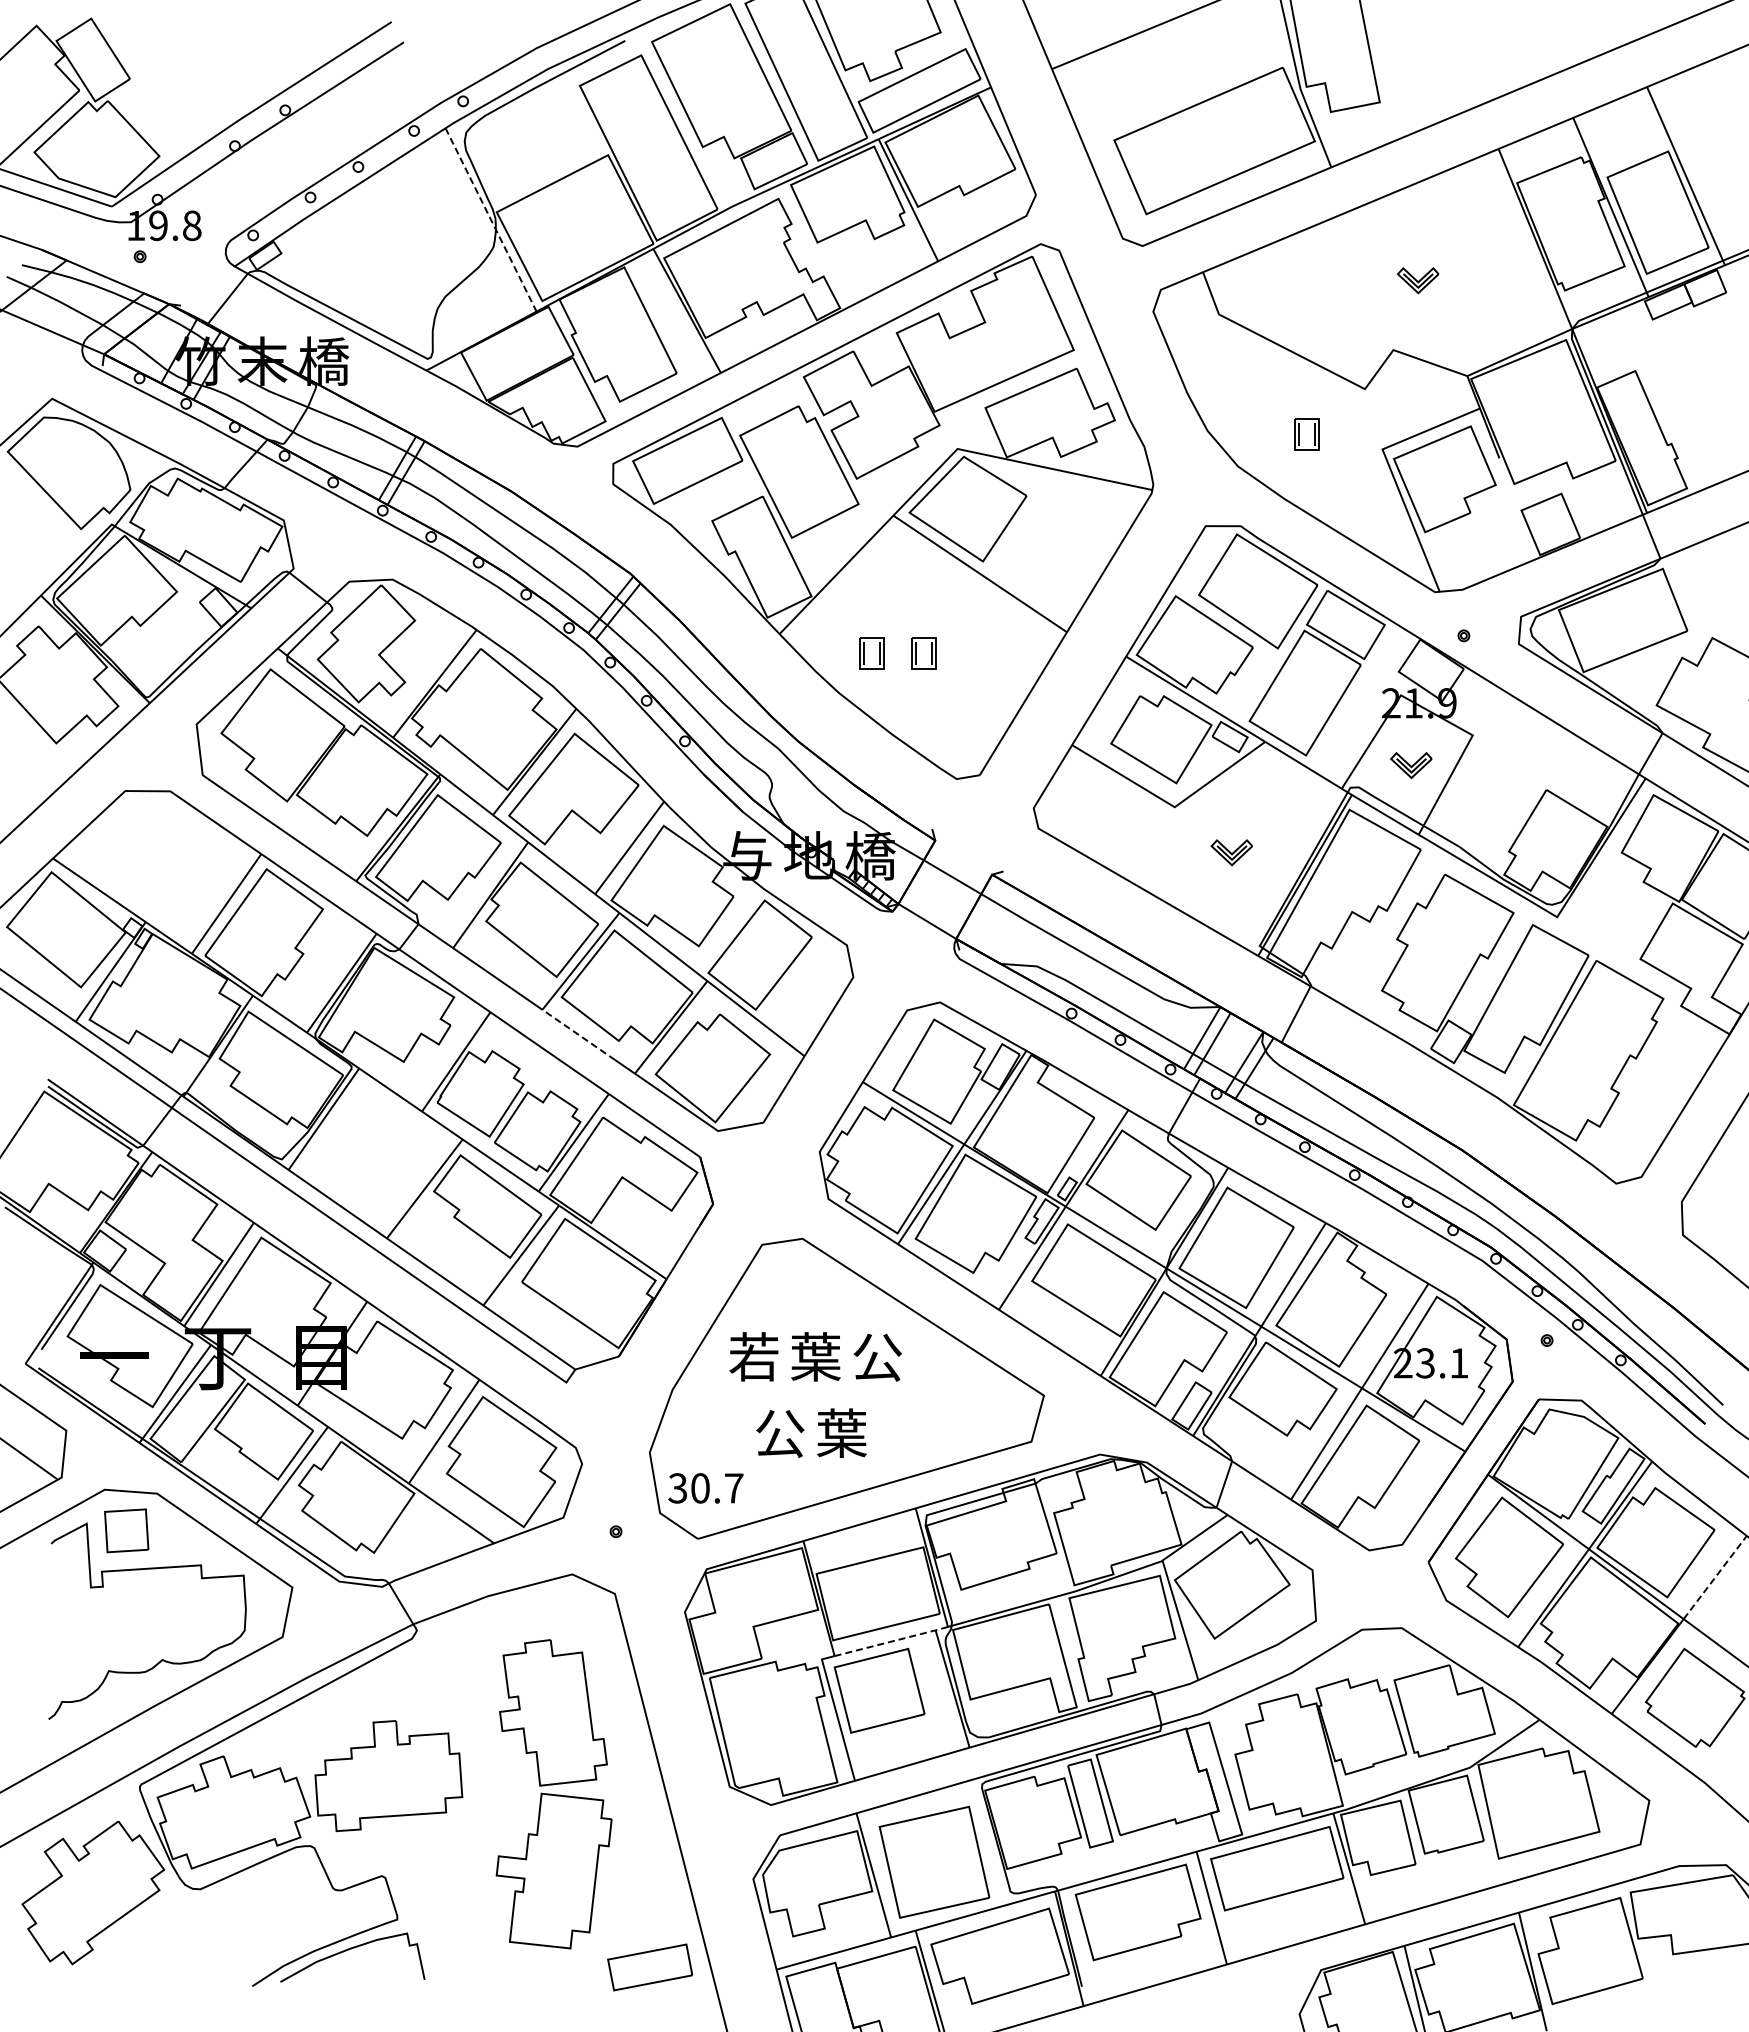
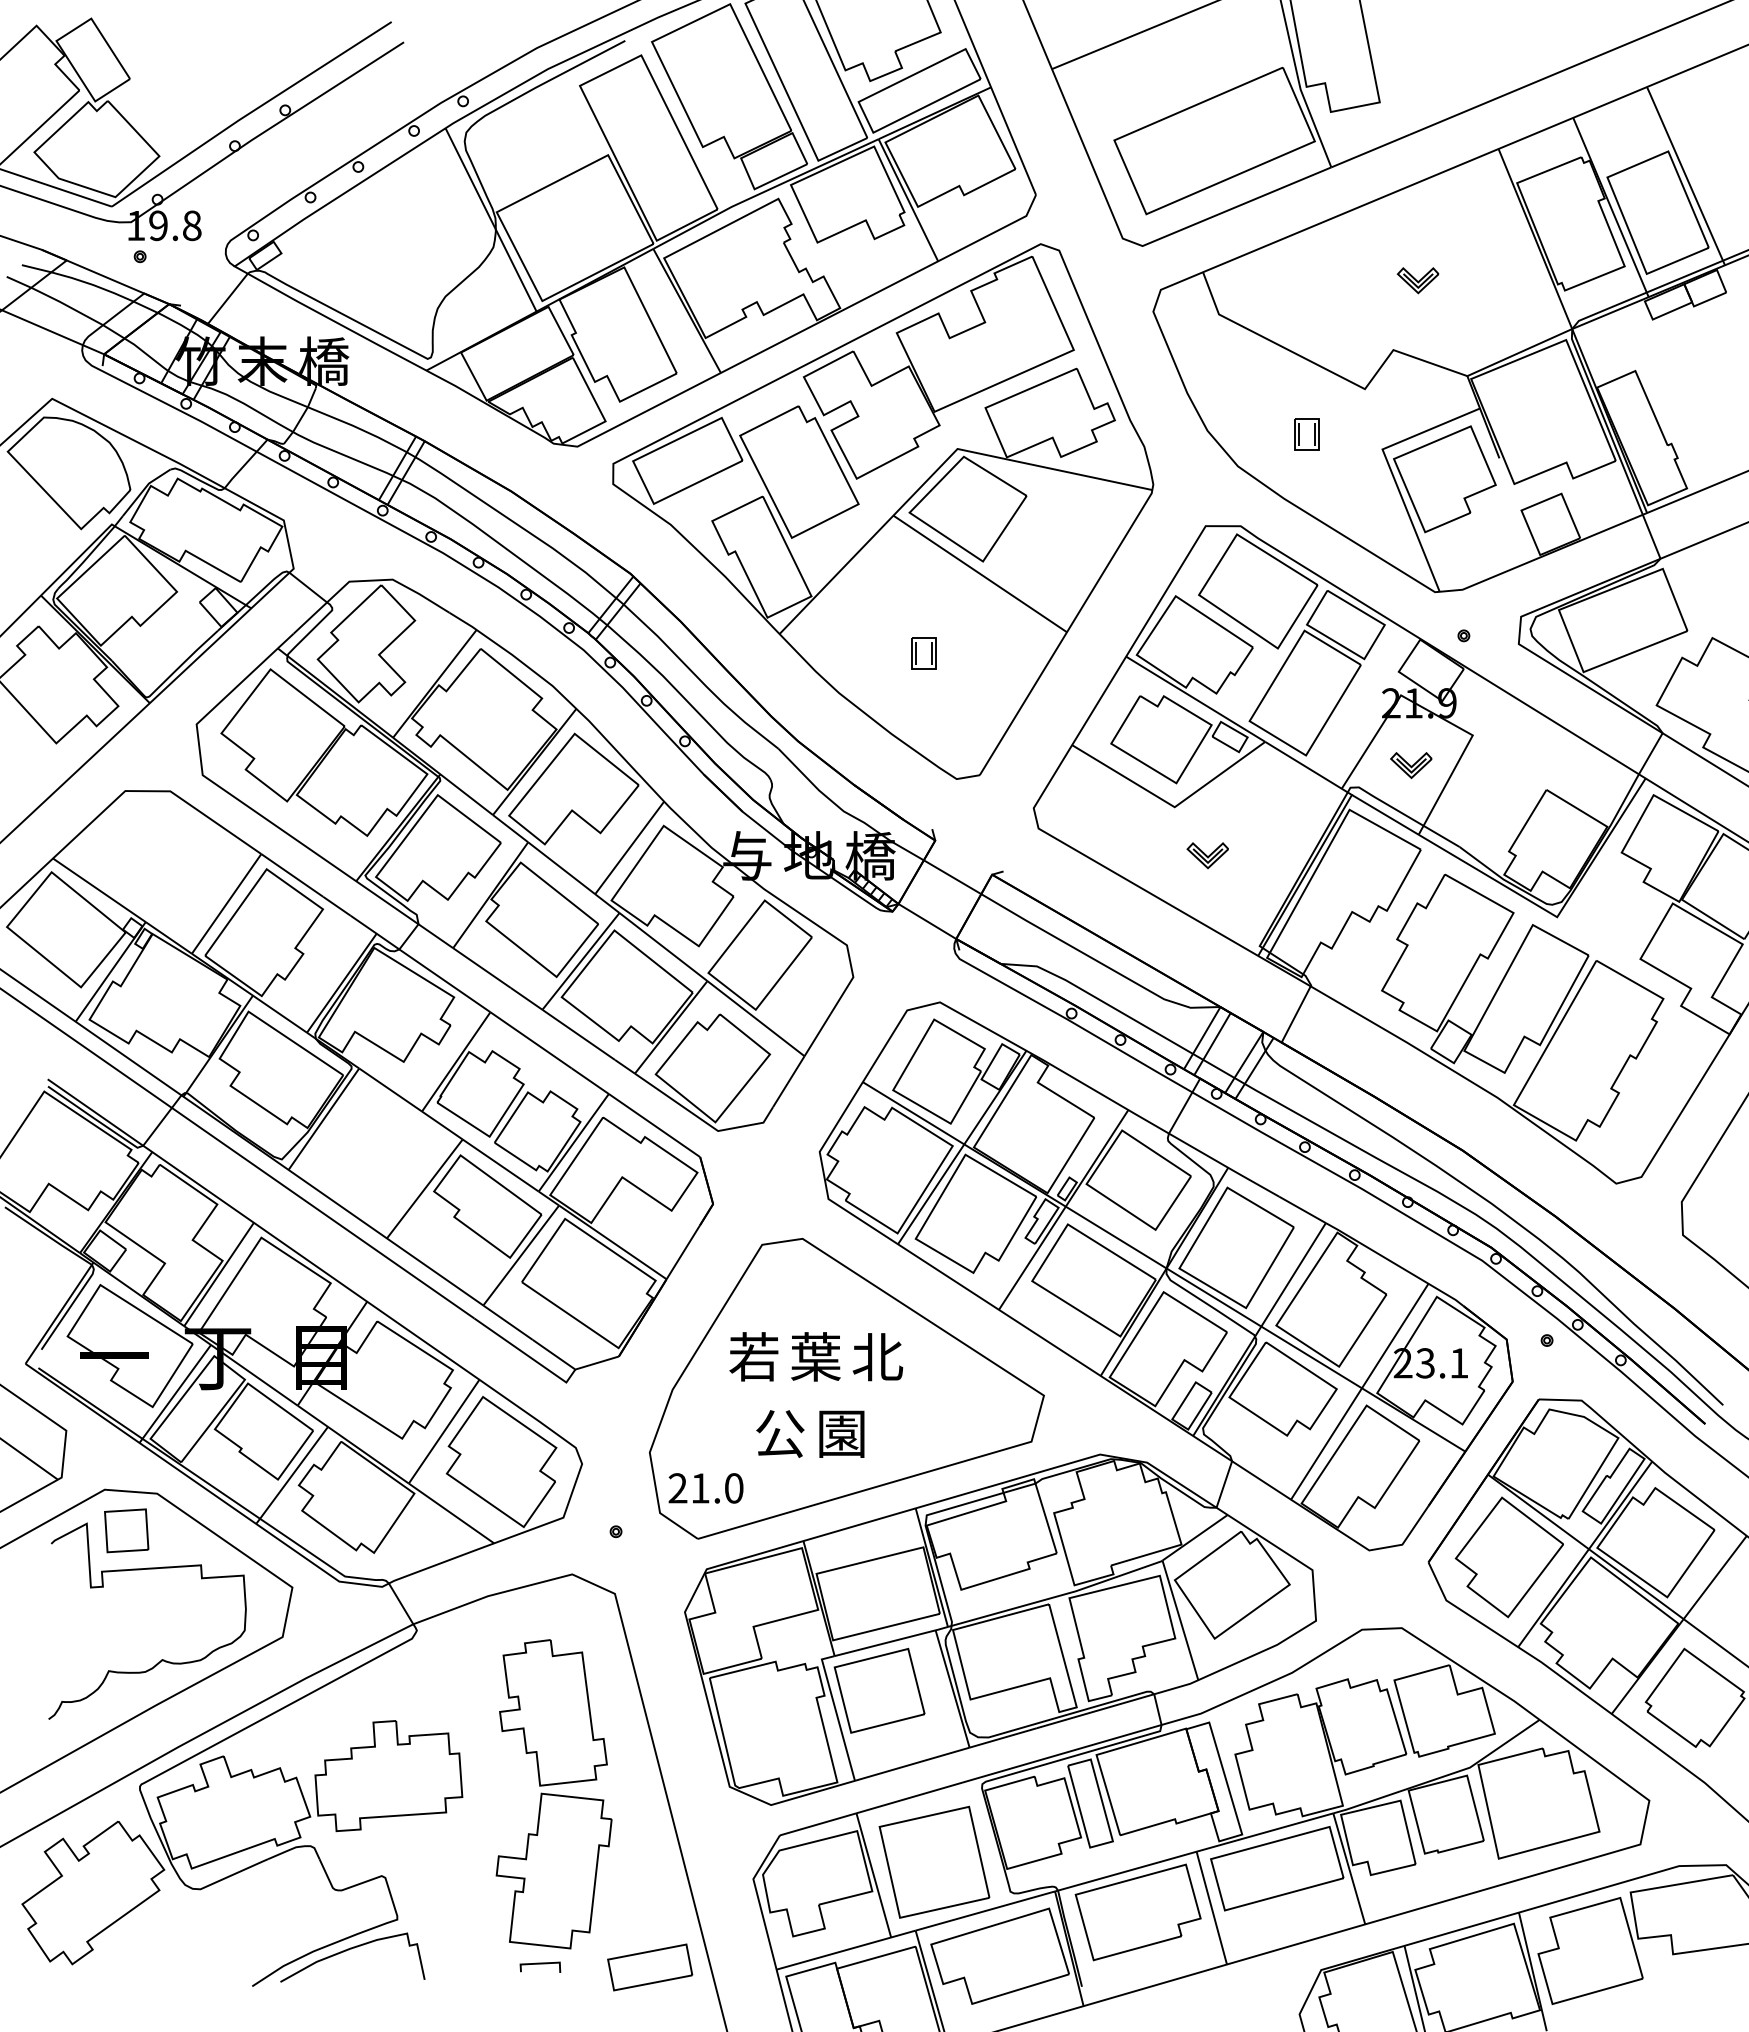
line: dashed -> solid (491, 220)
part: present -> none (871, 653)
part position: (1231, 852) -> (1207, 855) (1207, 855)
line: dashed -> solid (578, 1034)
text: 公 -> 北 (877, 1357)
text: 葉 -> 園 (841, 1432)
text: 30.7 -> 21.0 (705, 1488)
line: dashed -> solid (1715, 1577)
line: dashed -> solid (893, 1641)
line: none -> present (540, 1964)
